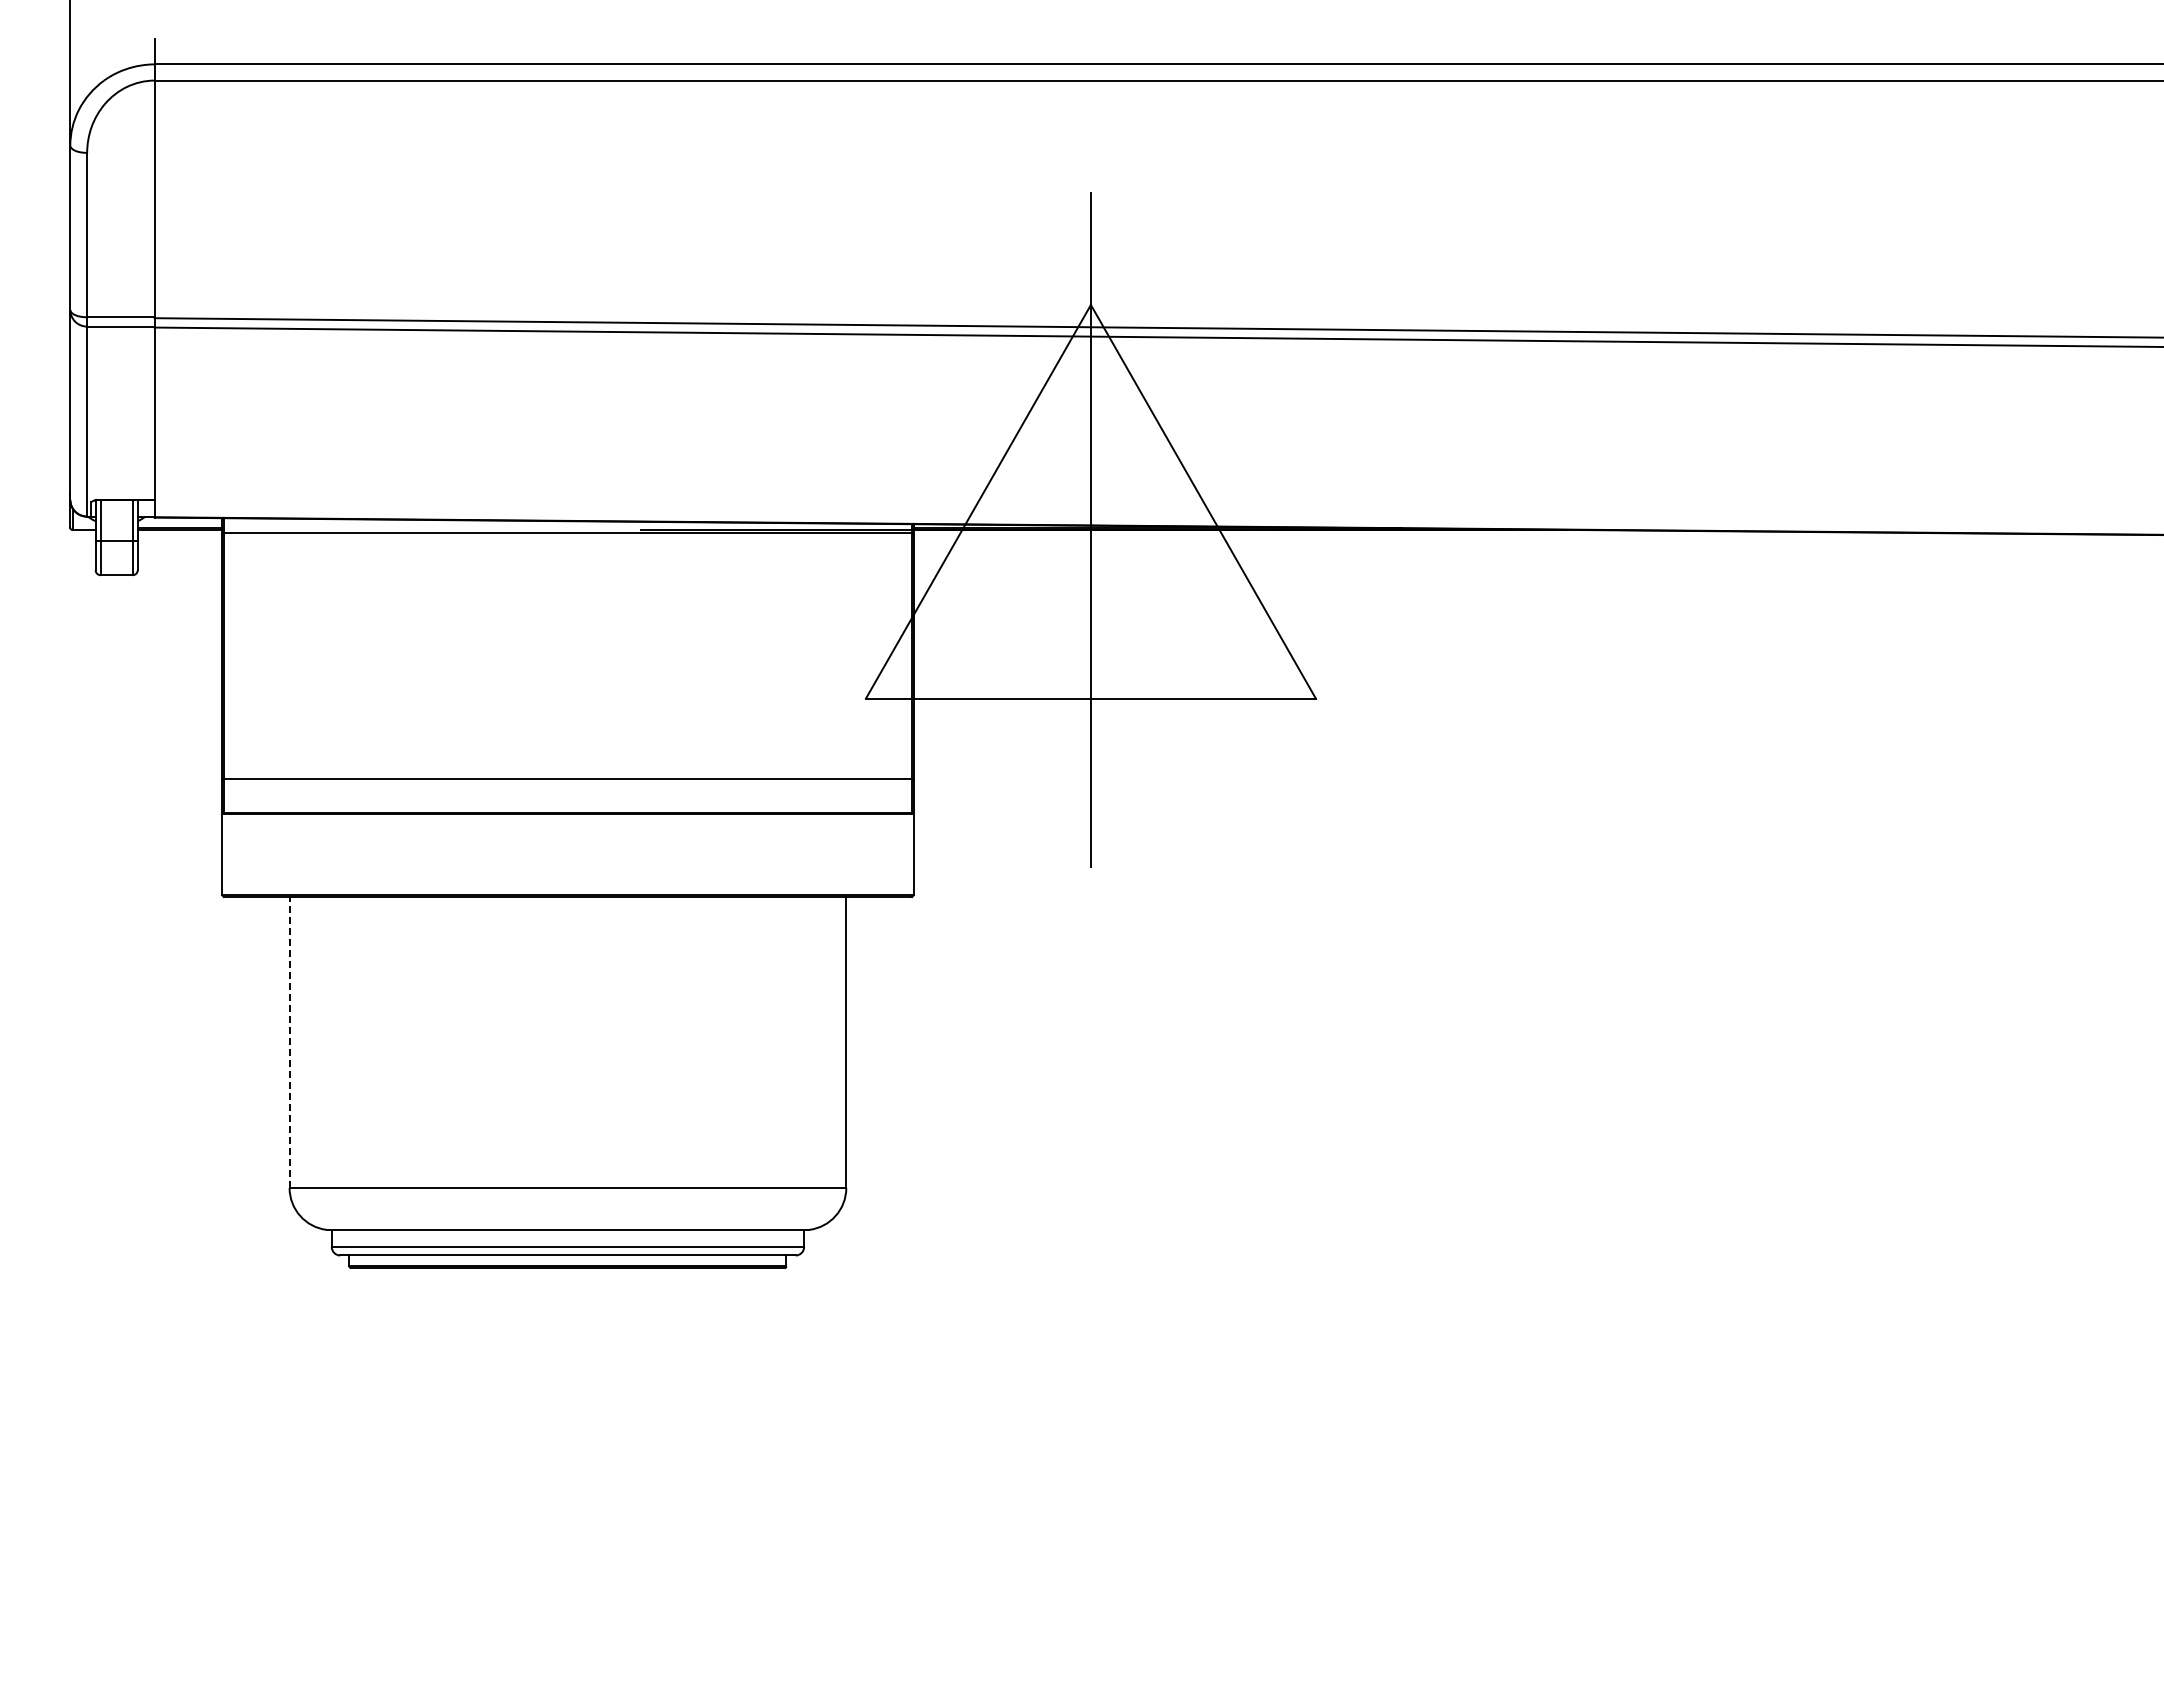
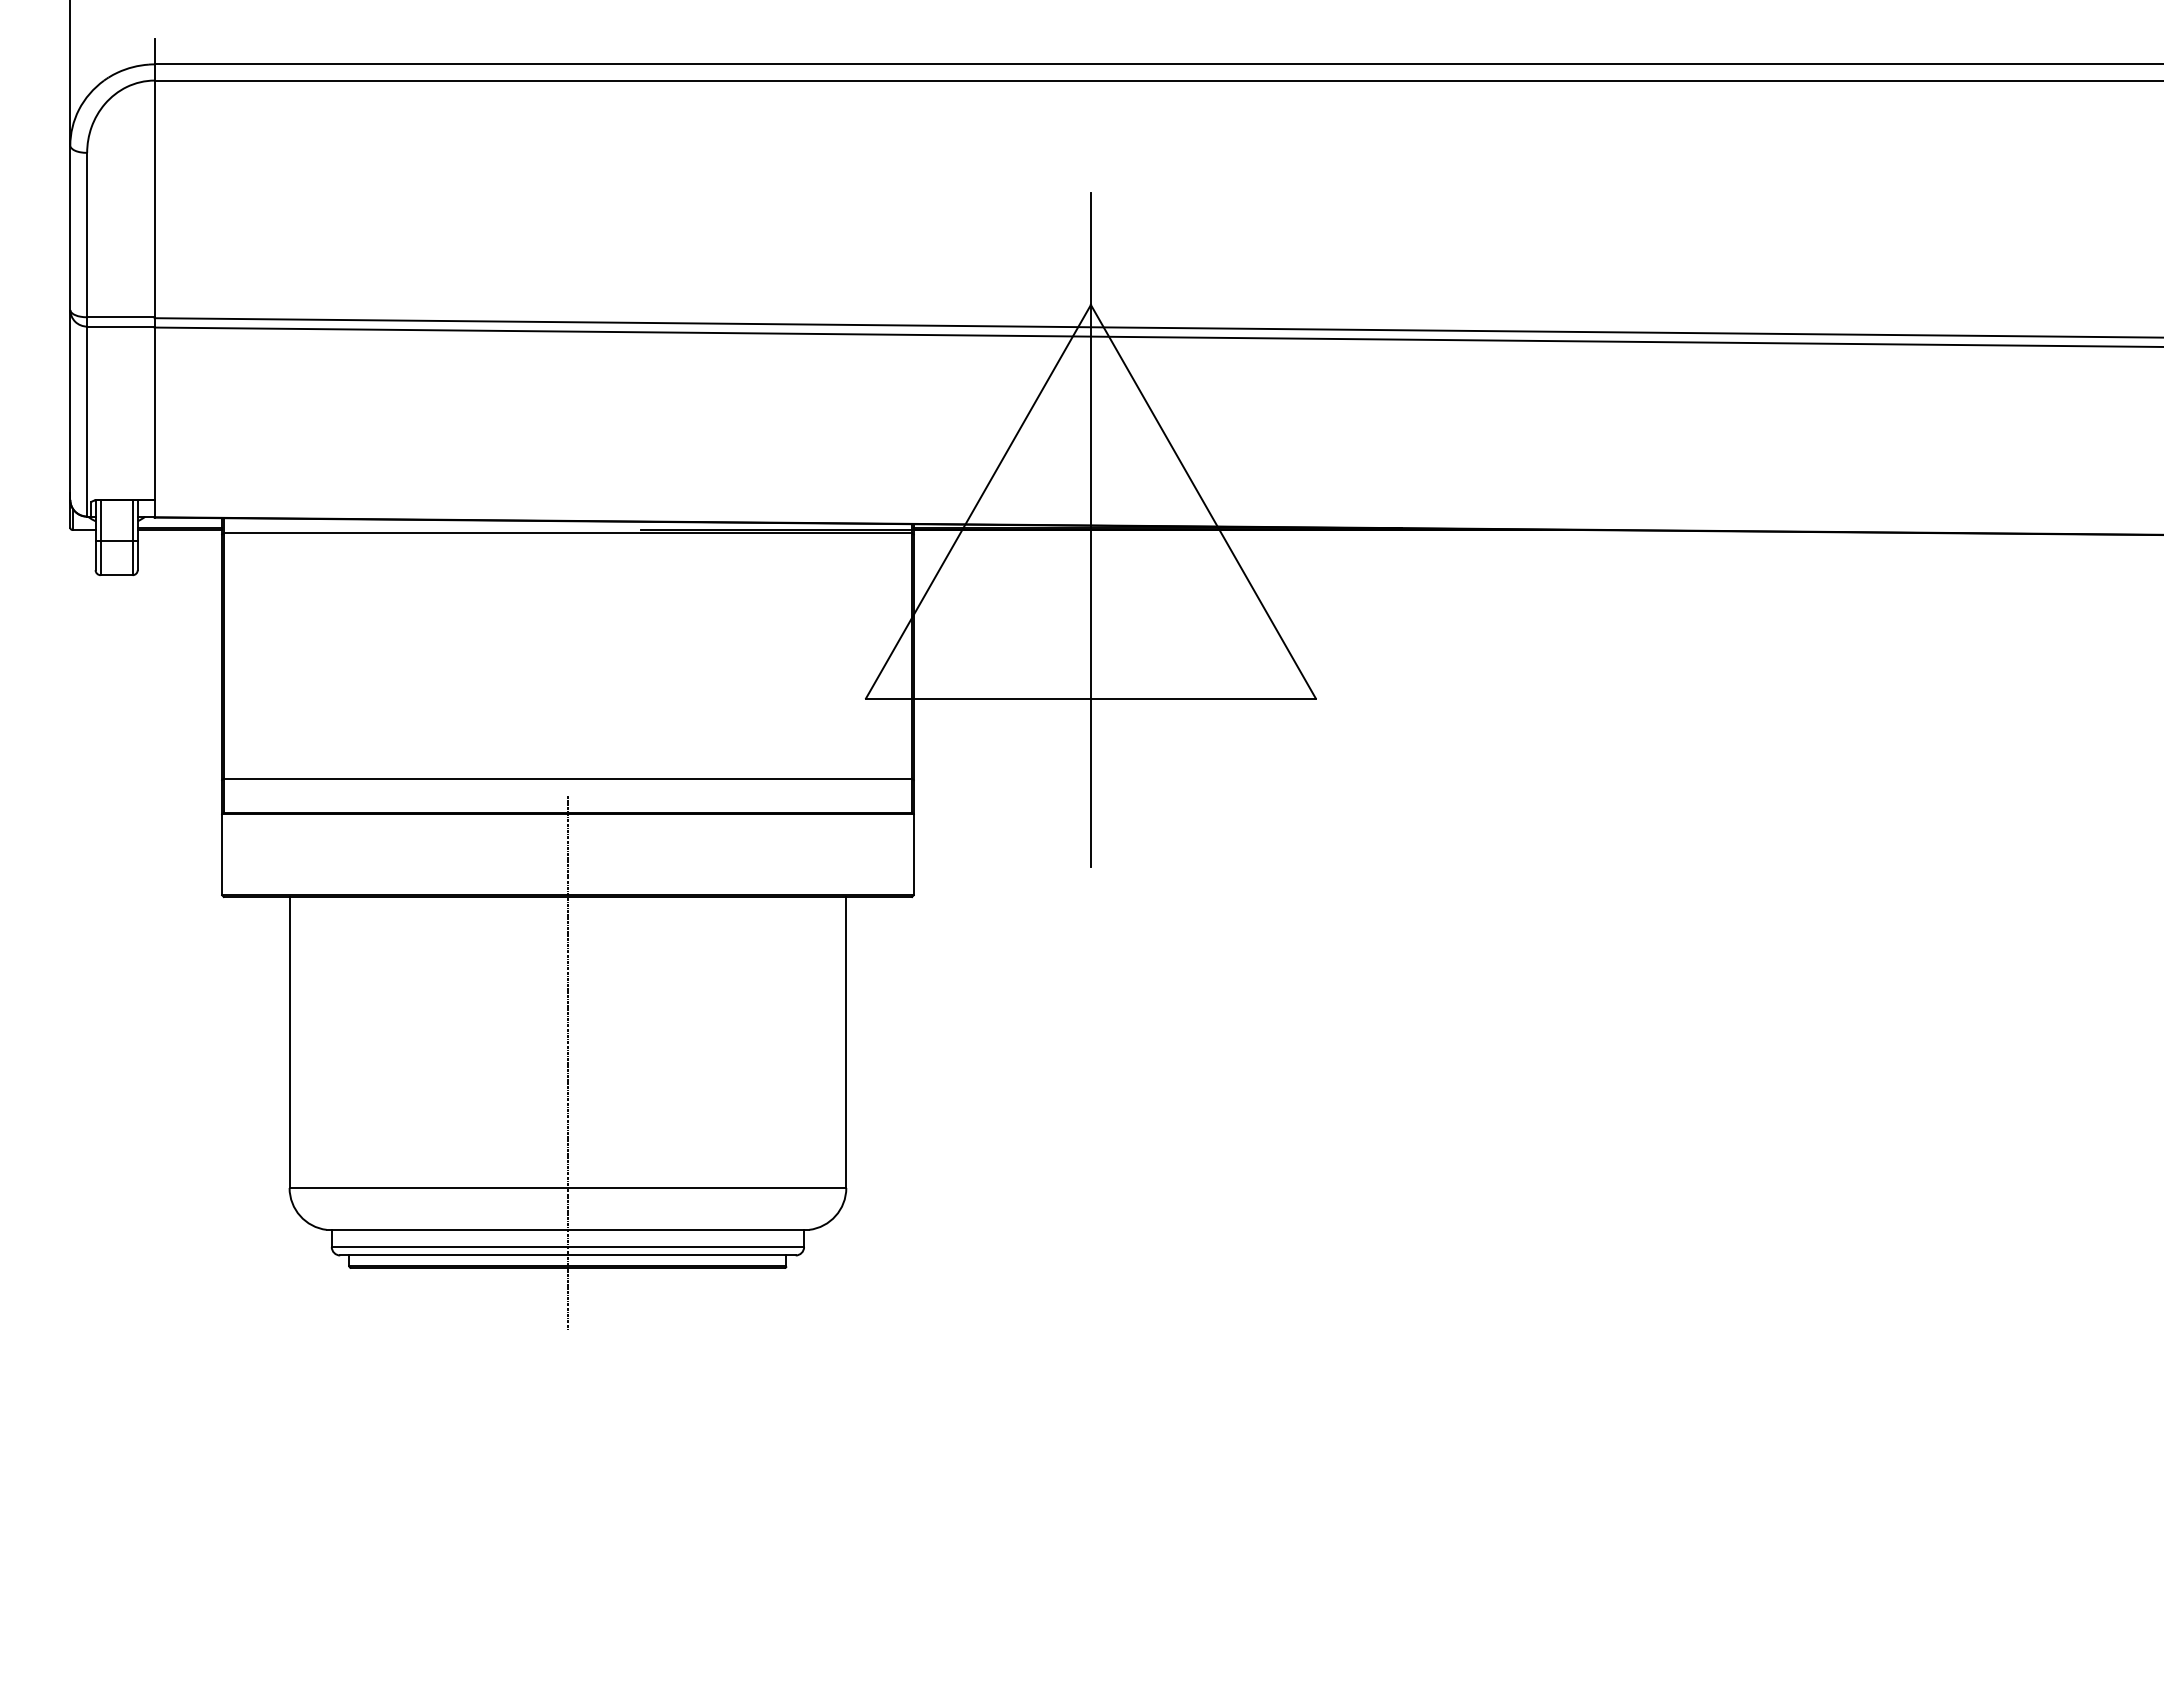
line: dashed -> solid (289, 1042)
line: none -> present (567, 1063)
